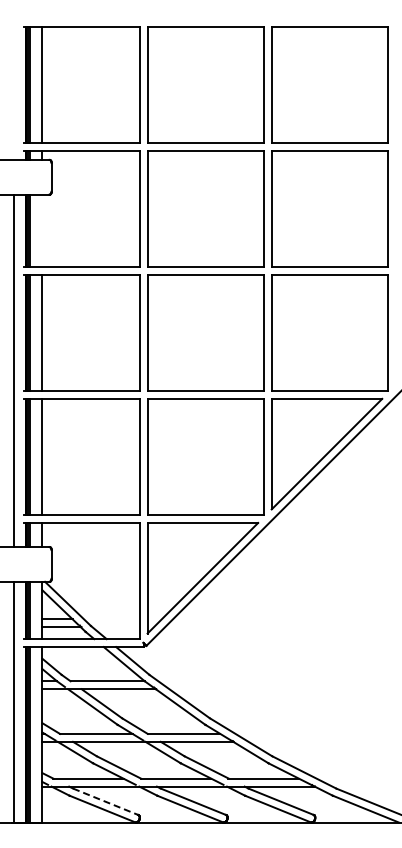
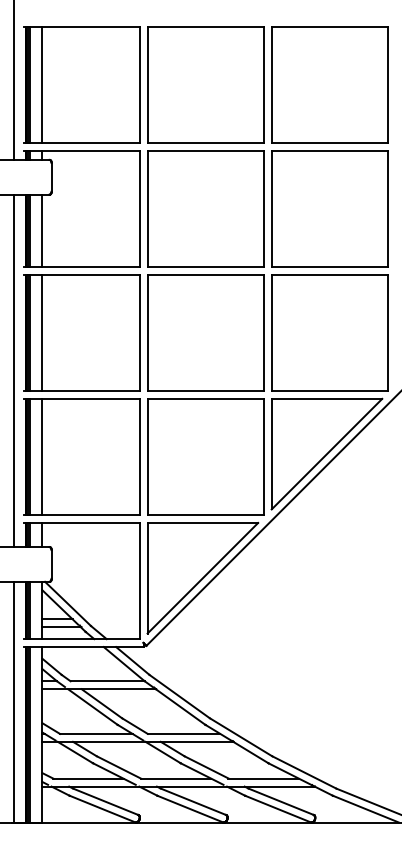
line: none -> present (14, 80)
line: none -> present (42, 230)
line: dashed -> solid (106, 801)
